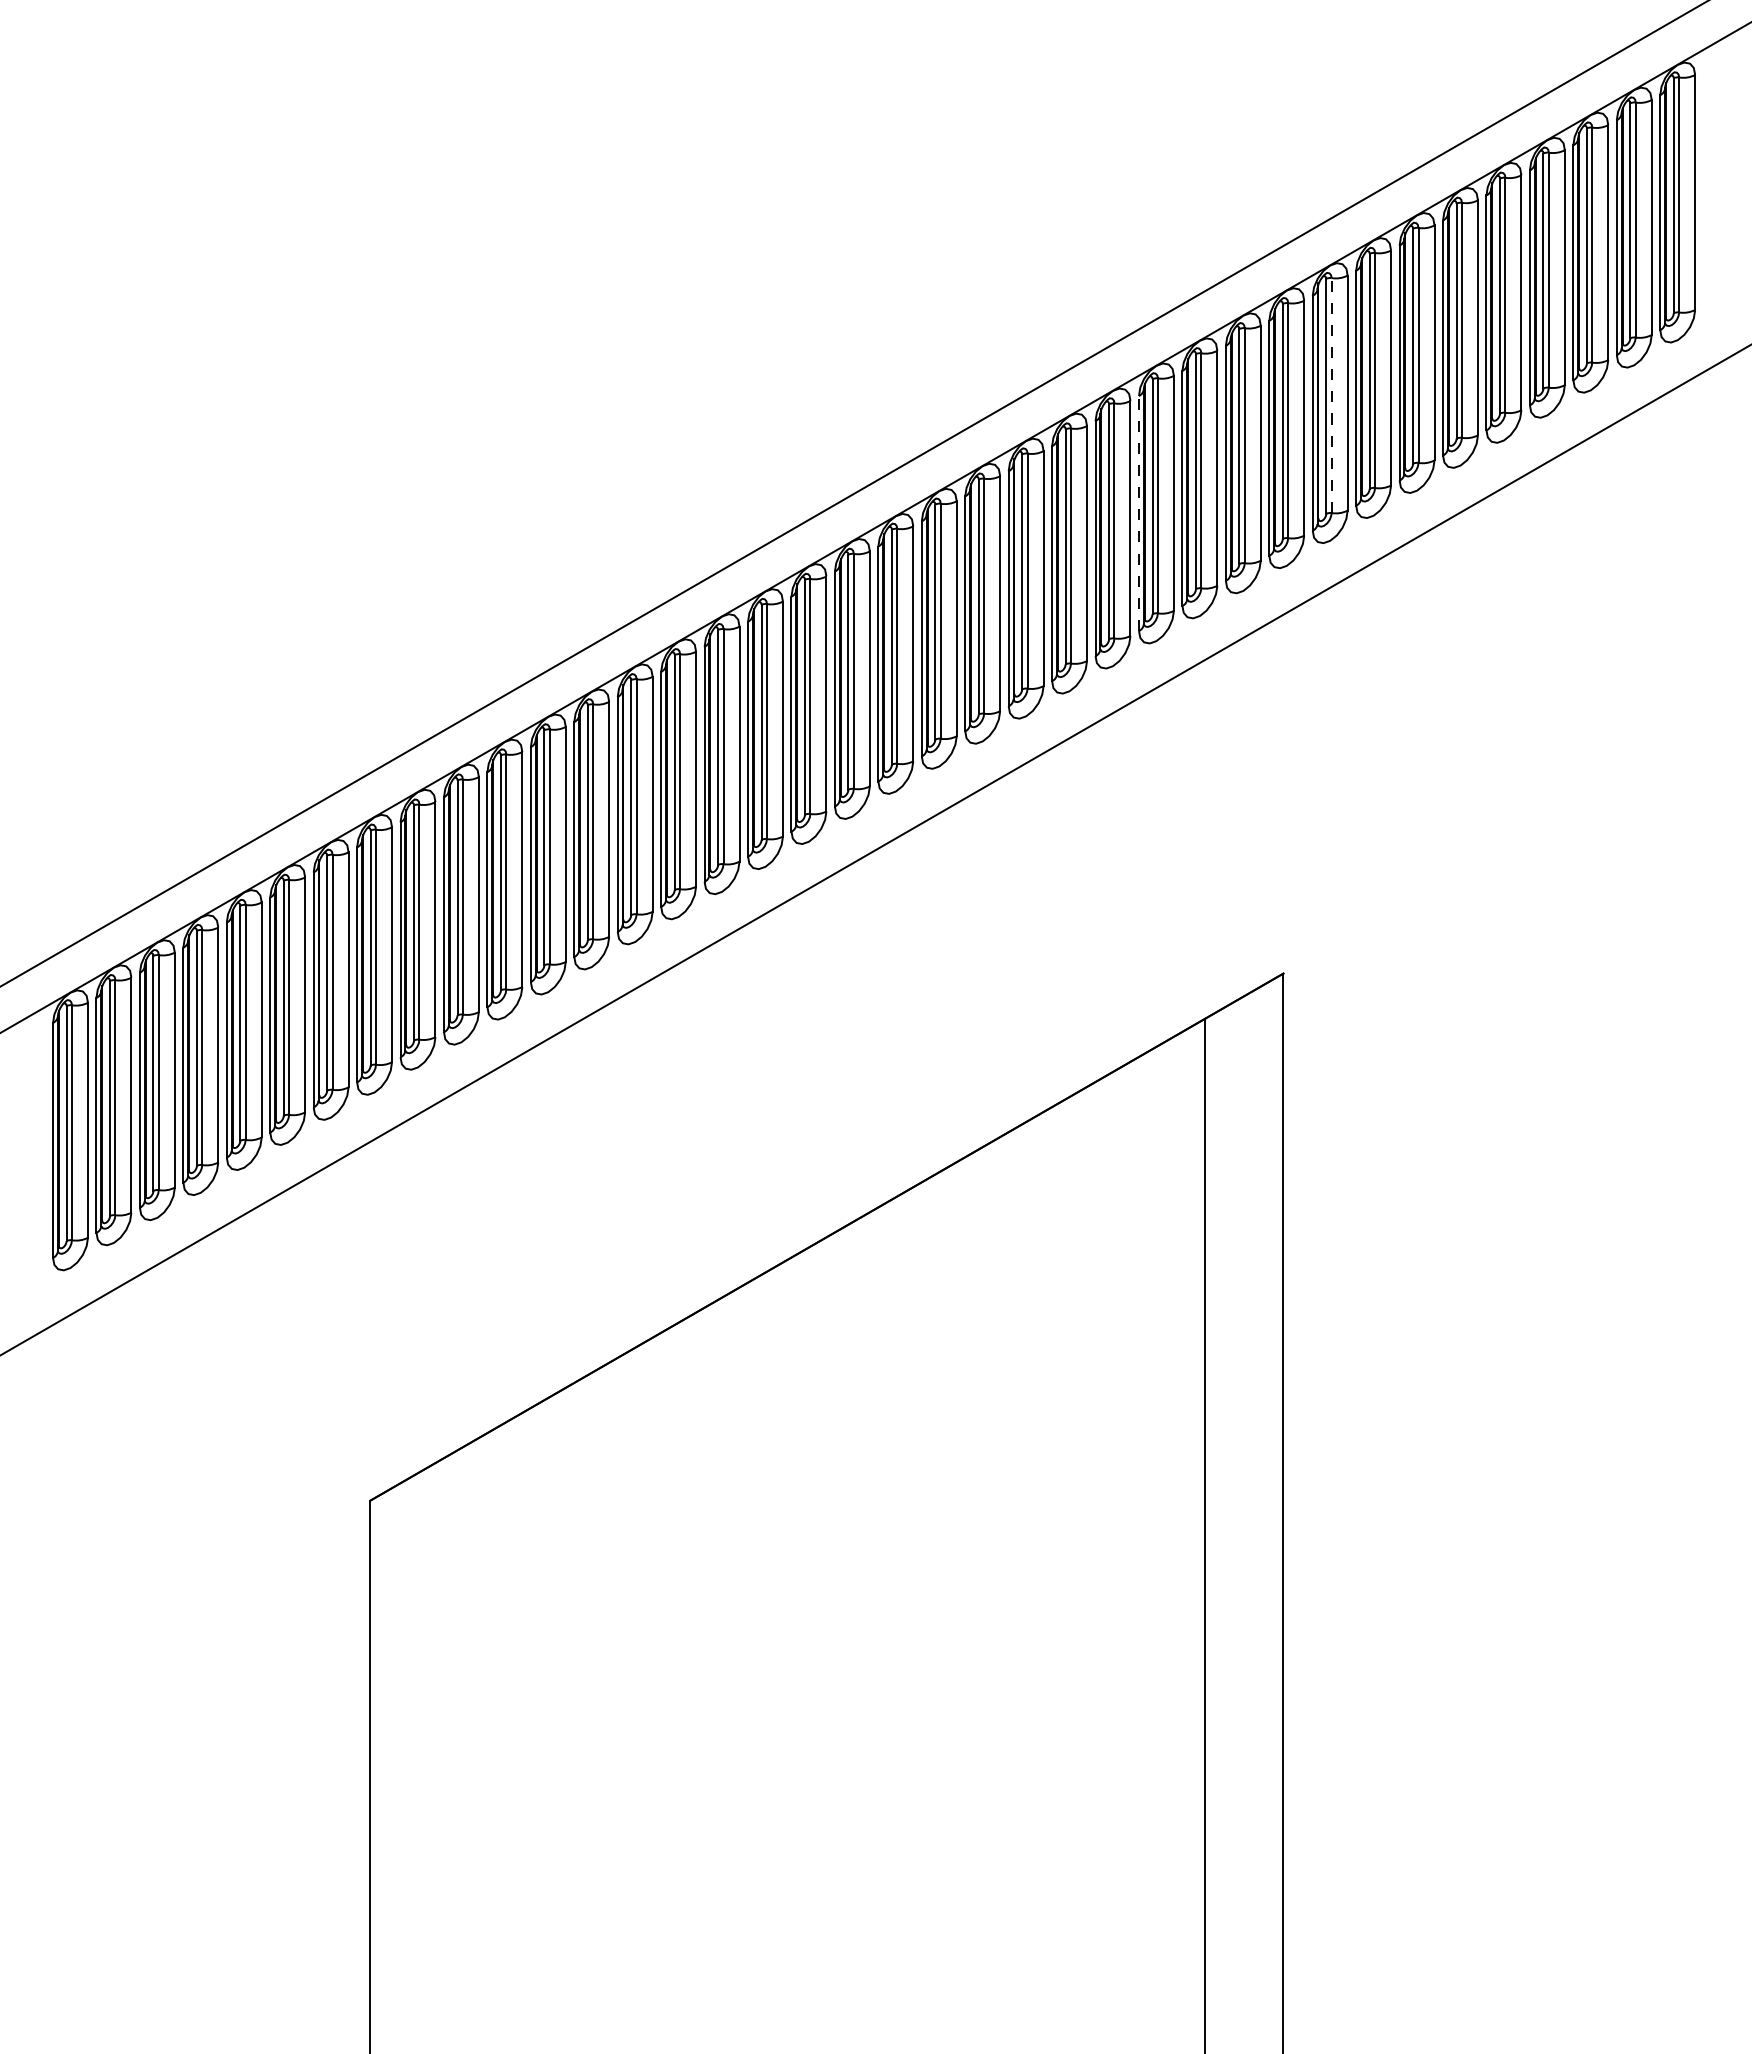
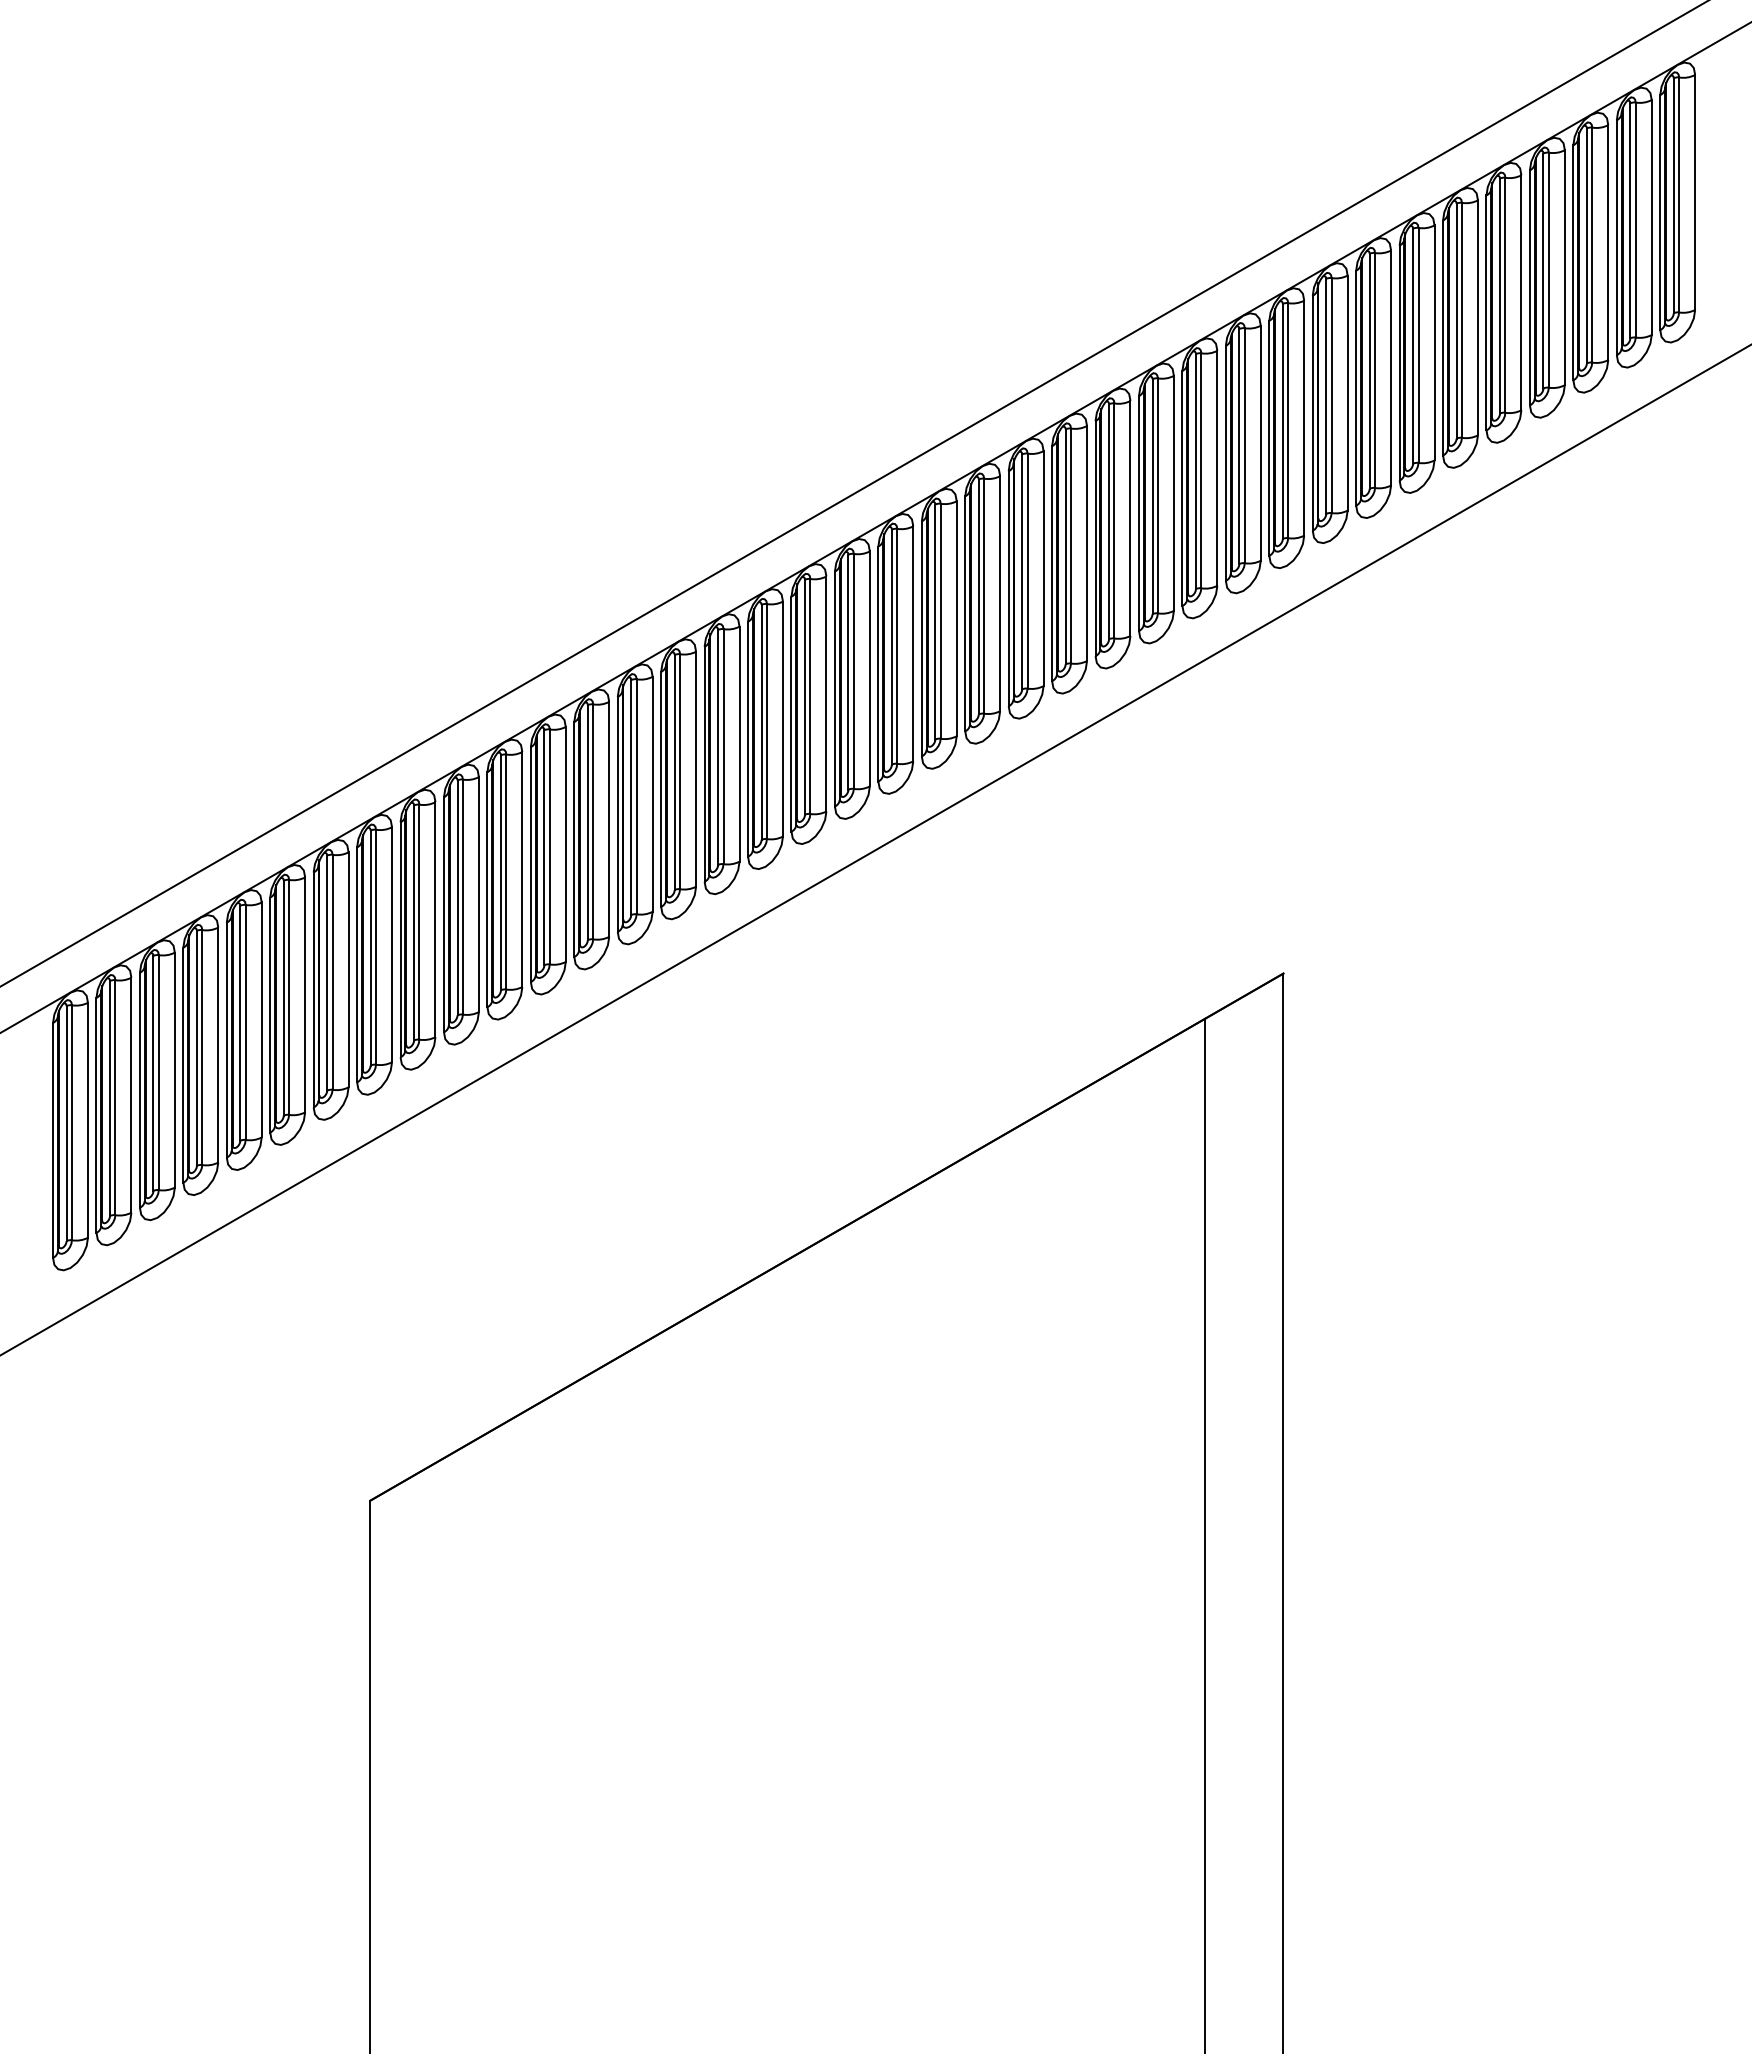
line: dashed -> solid (1331, 395)
line: dashed -> solid (1138, 513)
